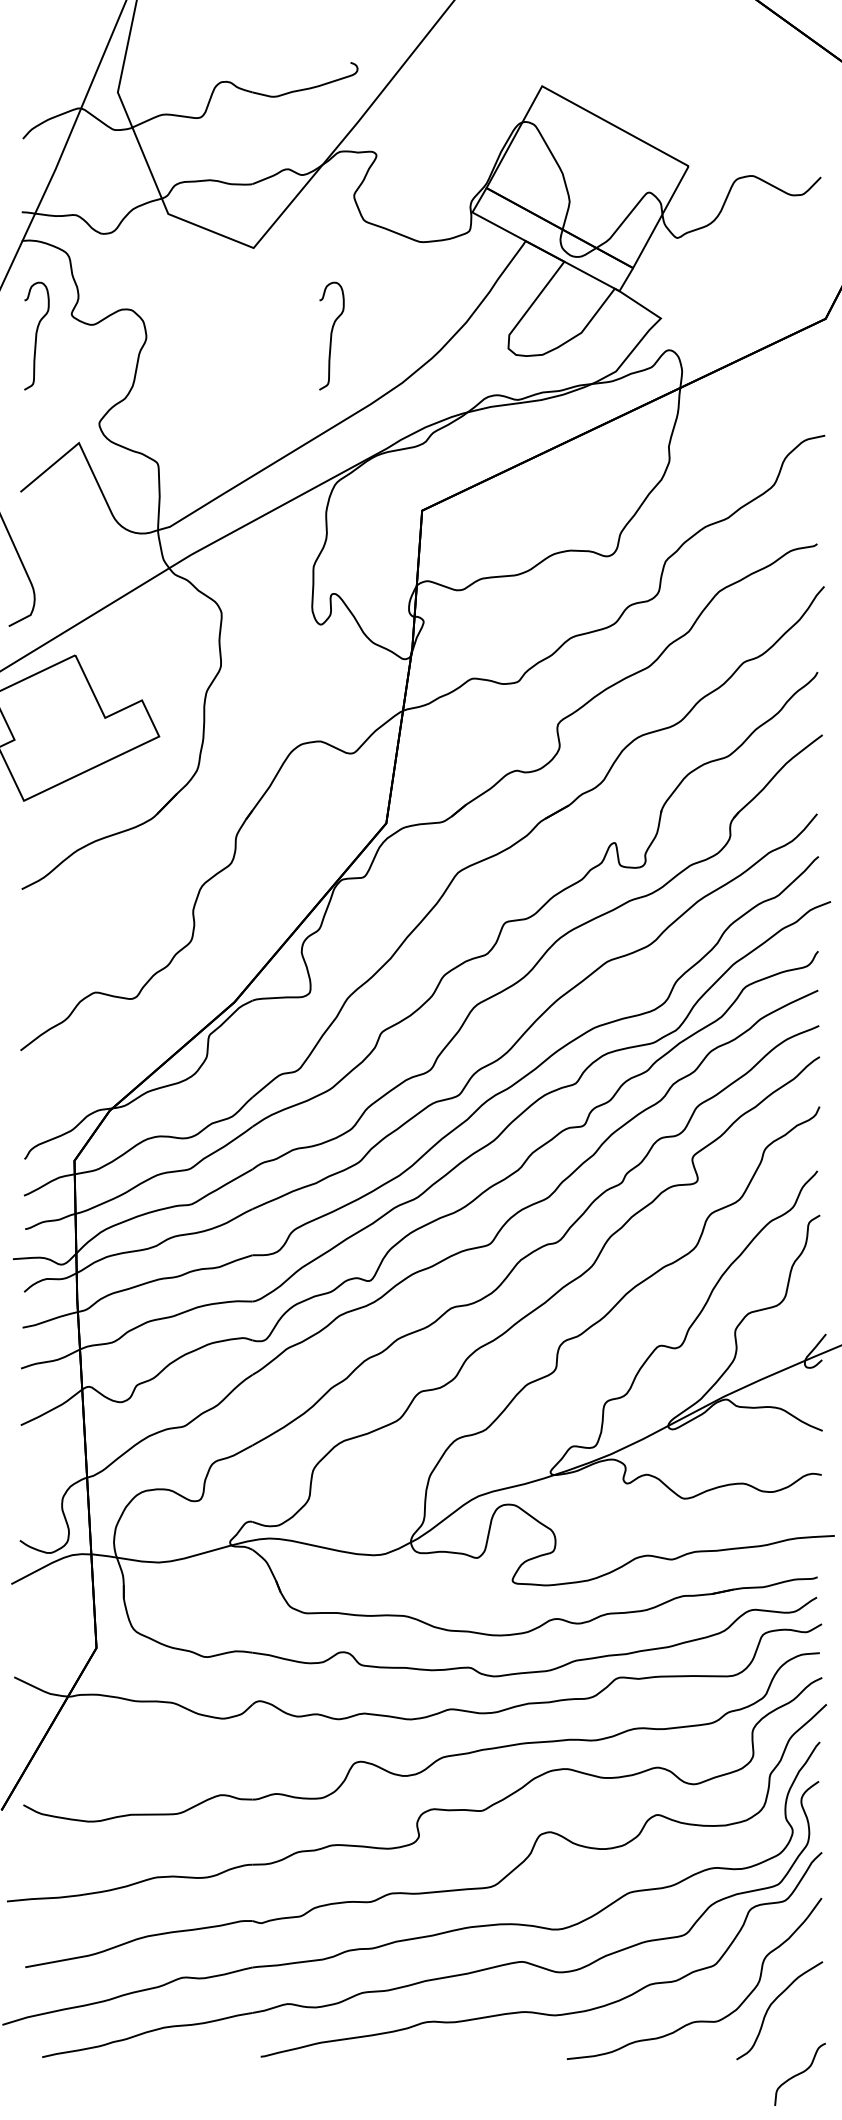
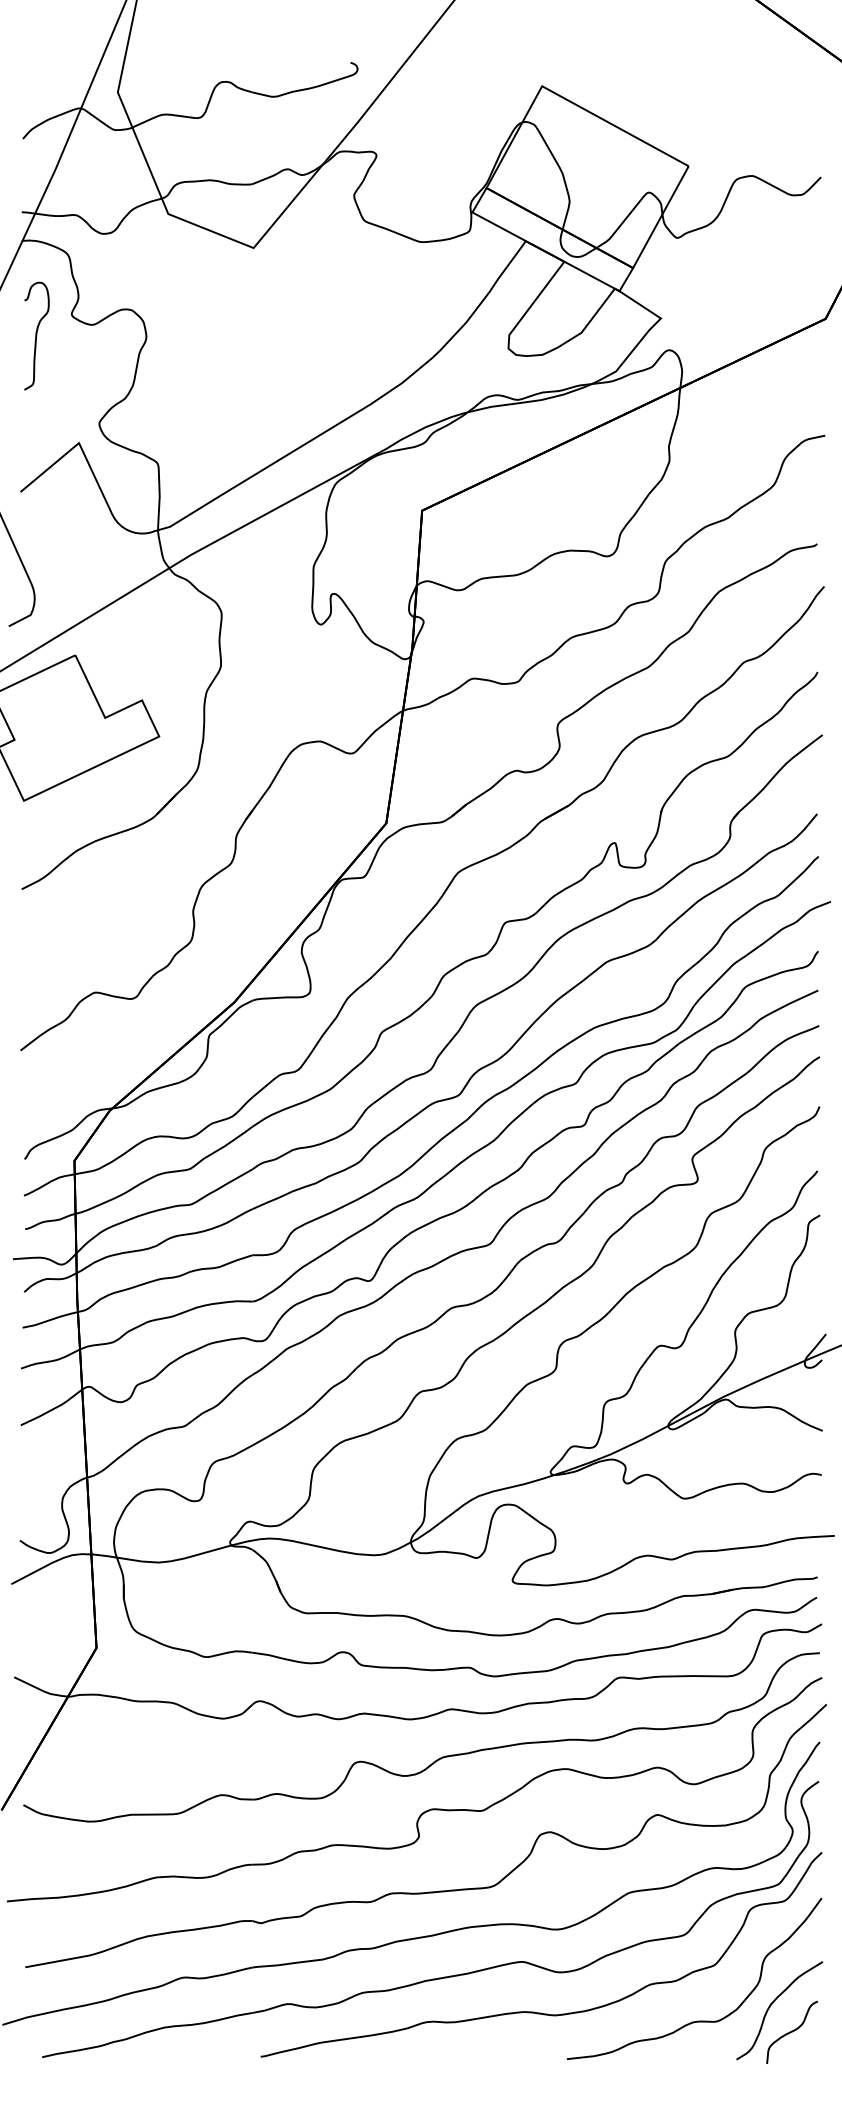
curve: present -> none (331, 335)
curve position: (799, 2073) -> (791, 2031) (791, 2031)
